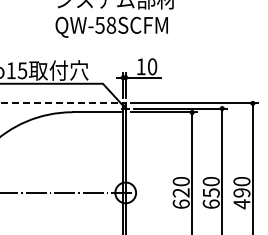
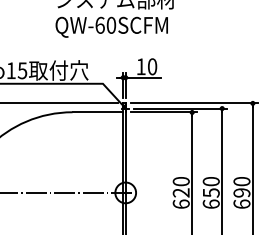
text: QW-58SCFM -> QW-60SCFM (105, 24)
line: dashed -> solid (59, 103)
text: 490 -> 690 (241, 204)
